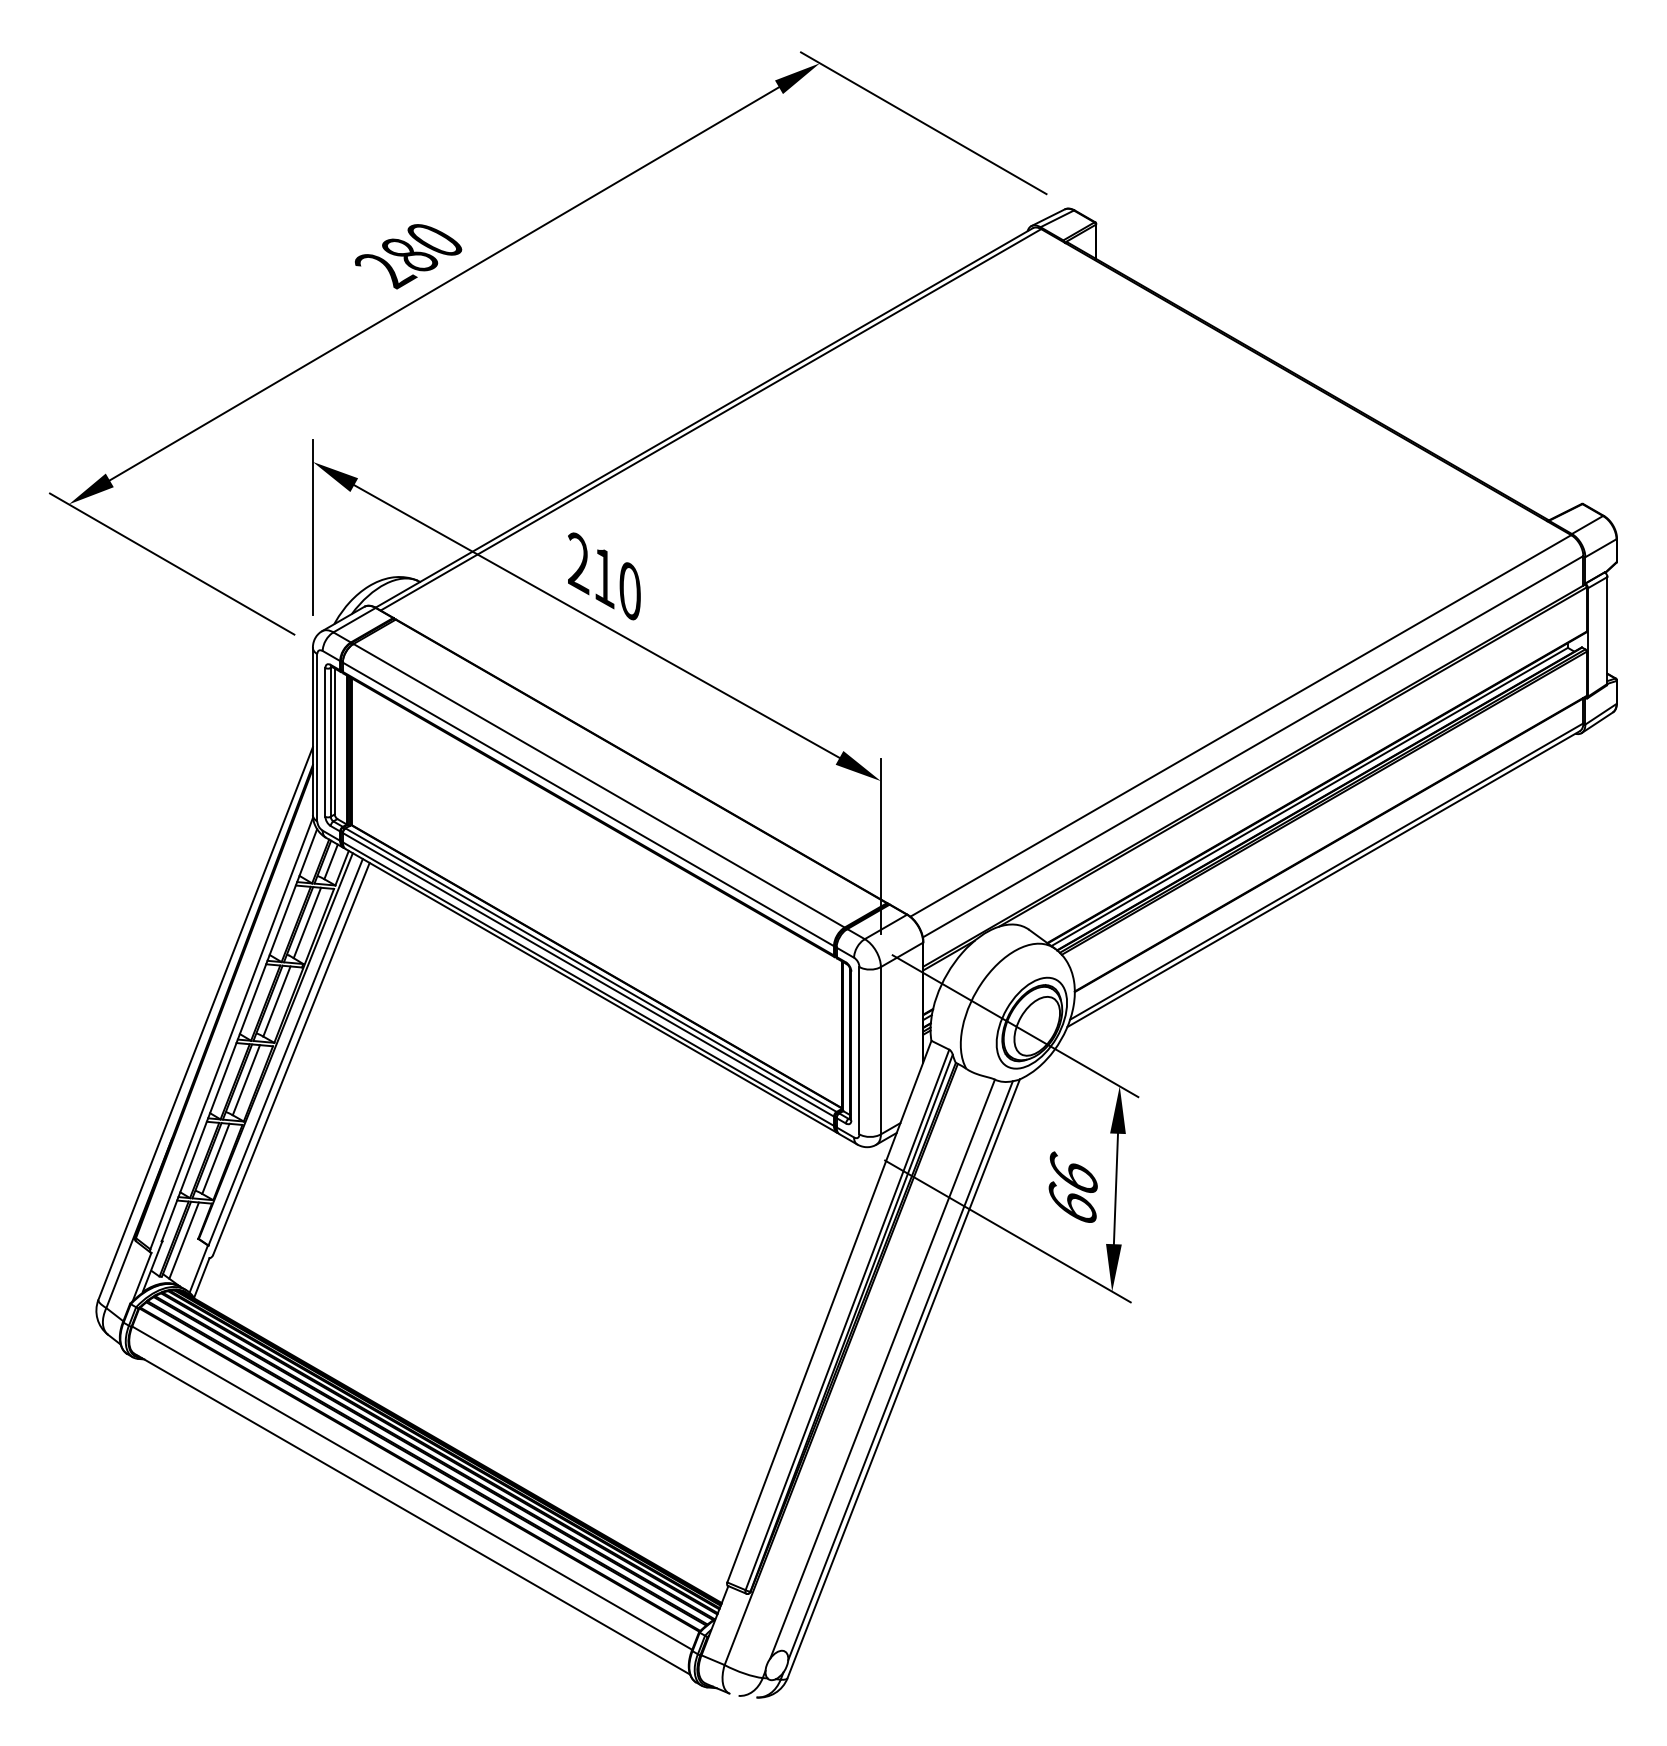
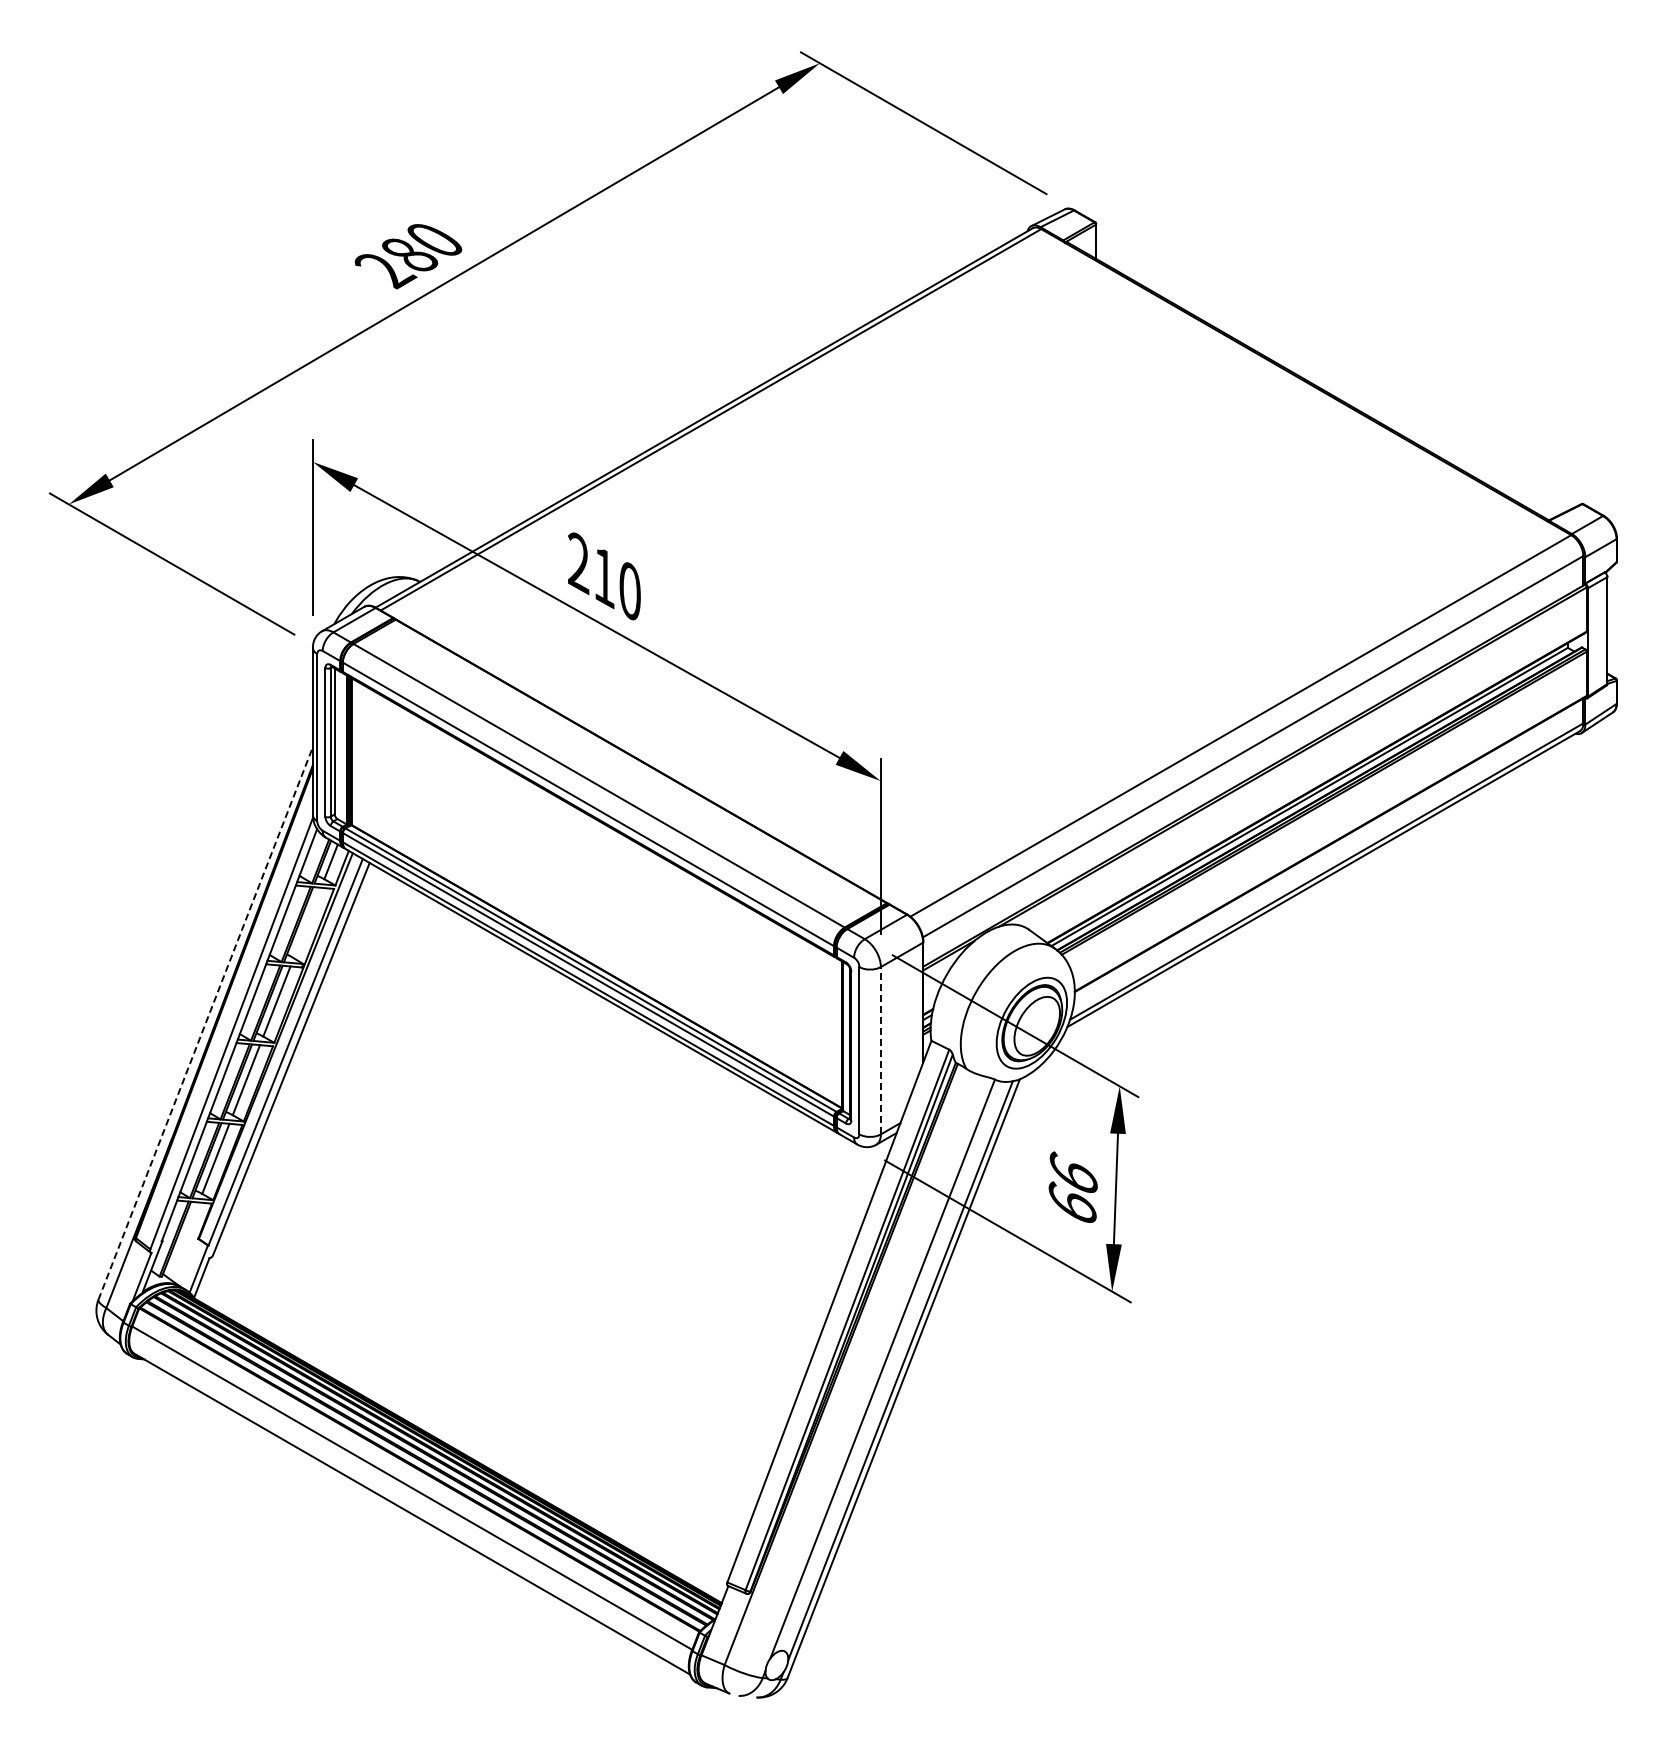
line: present -> none (307, 922)
line: solid -> dashed (205, 1023)
line: solid -> dashed (880, 1050)
line: present -> none (183, 1240)
